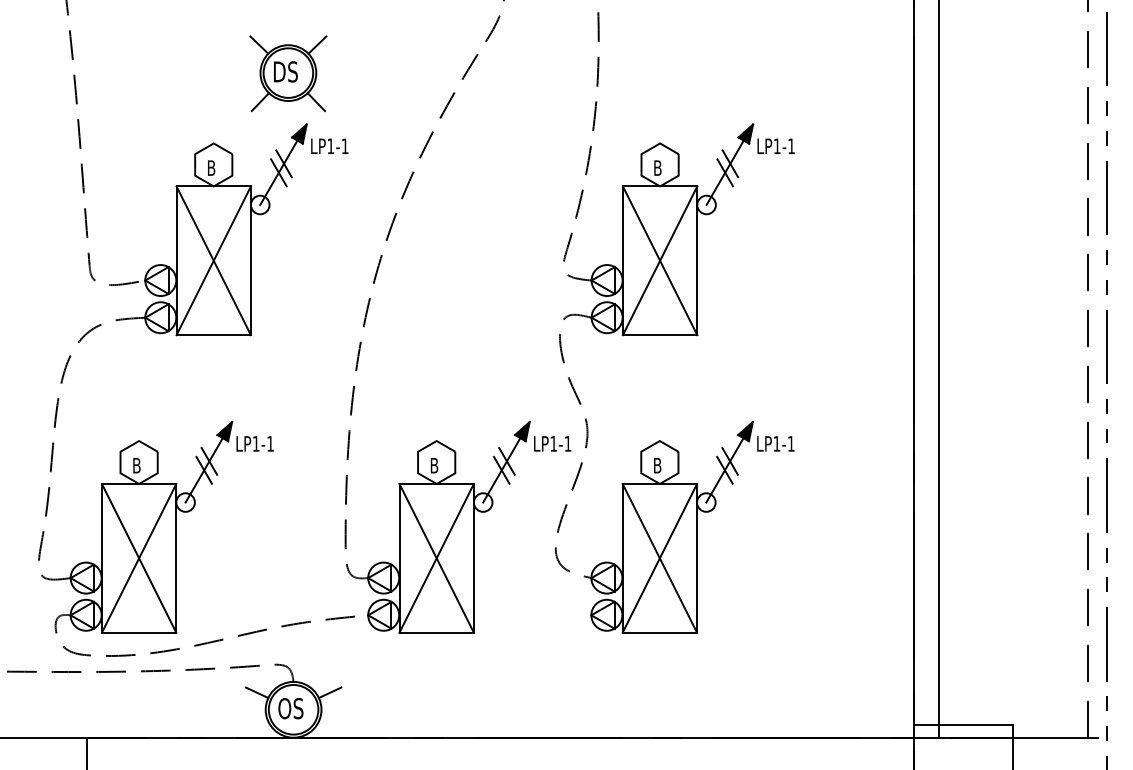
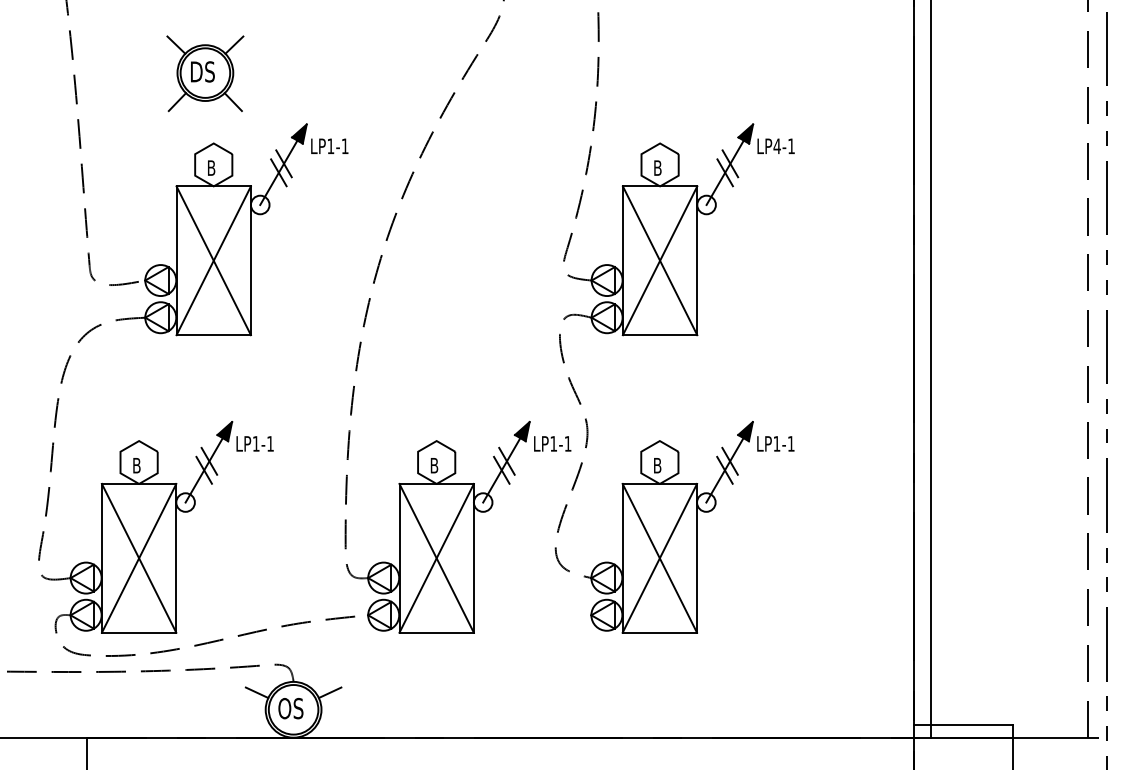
part position: (288, 73) -> (205, 73) (205, 73)
text: LP1-1 -> LP4-1 (776, 146)
line position: (939, 369) -> (931, 369) (931, 369)
